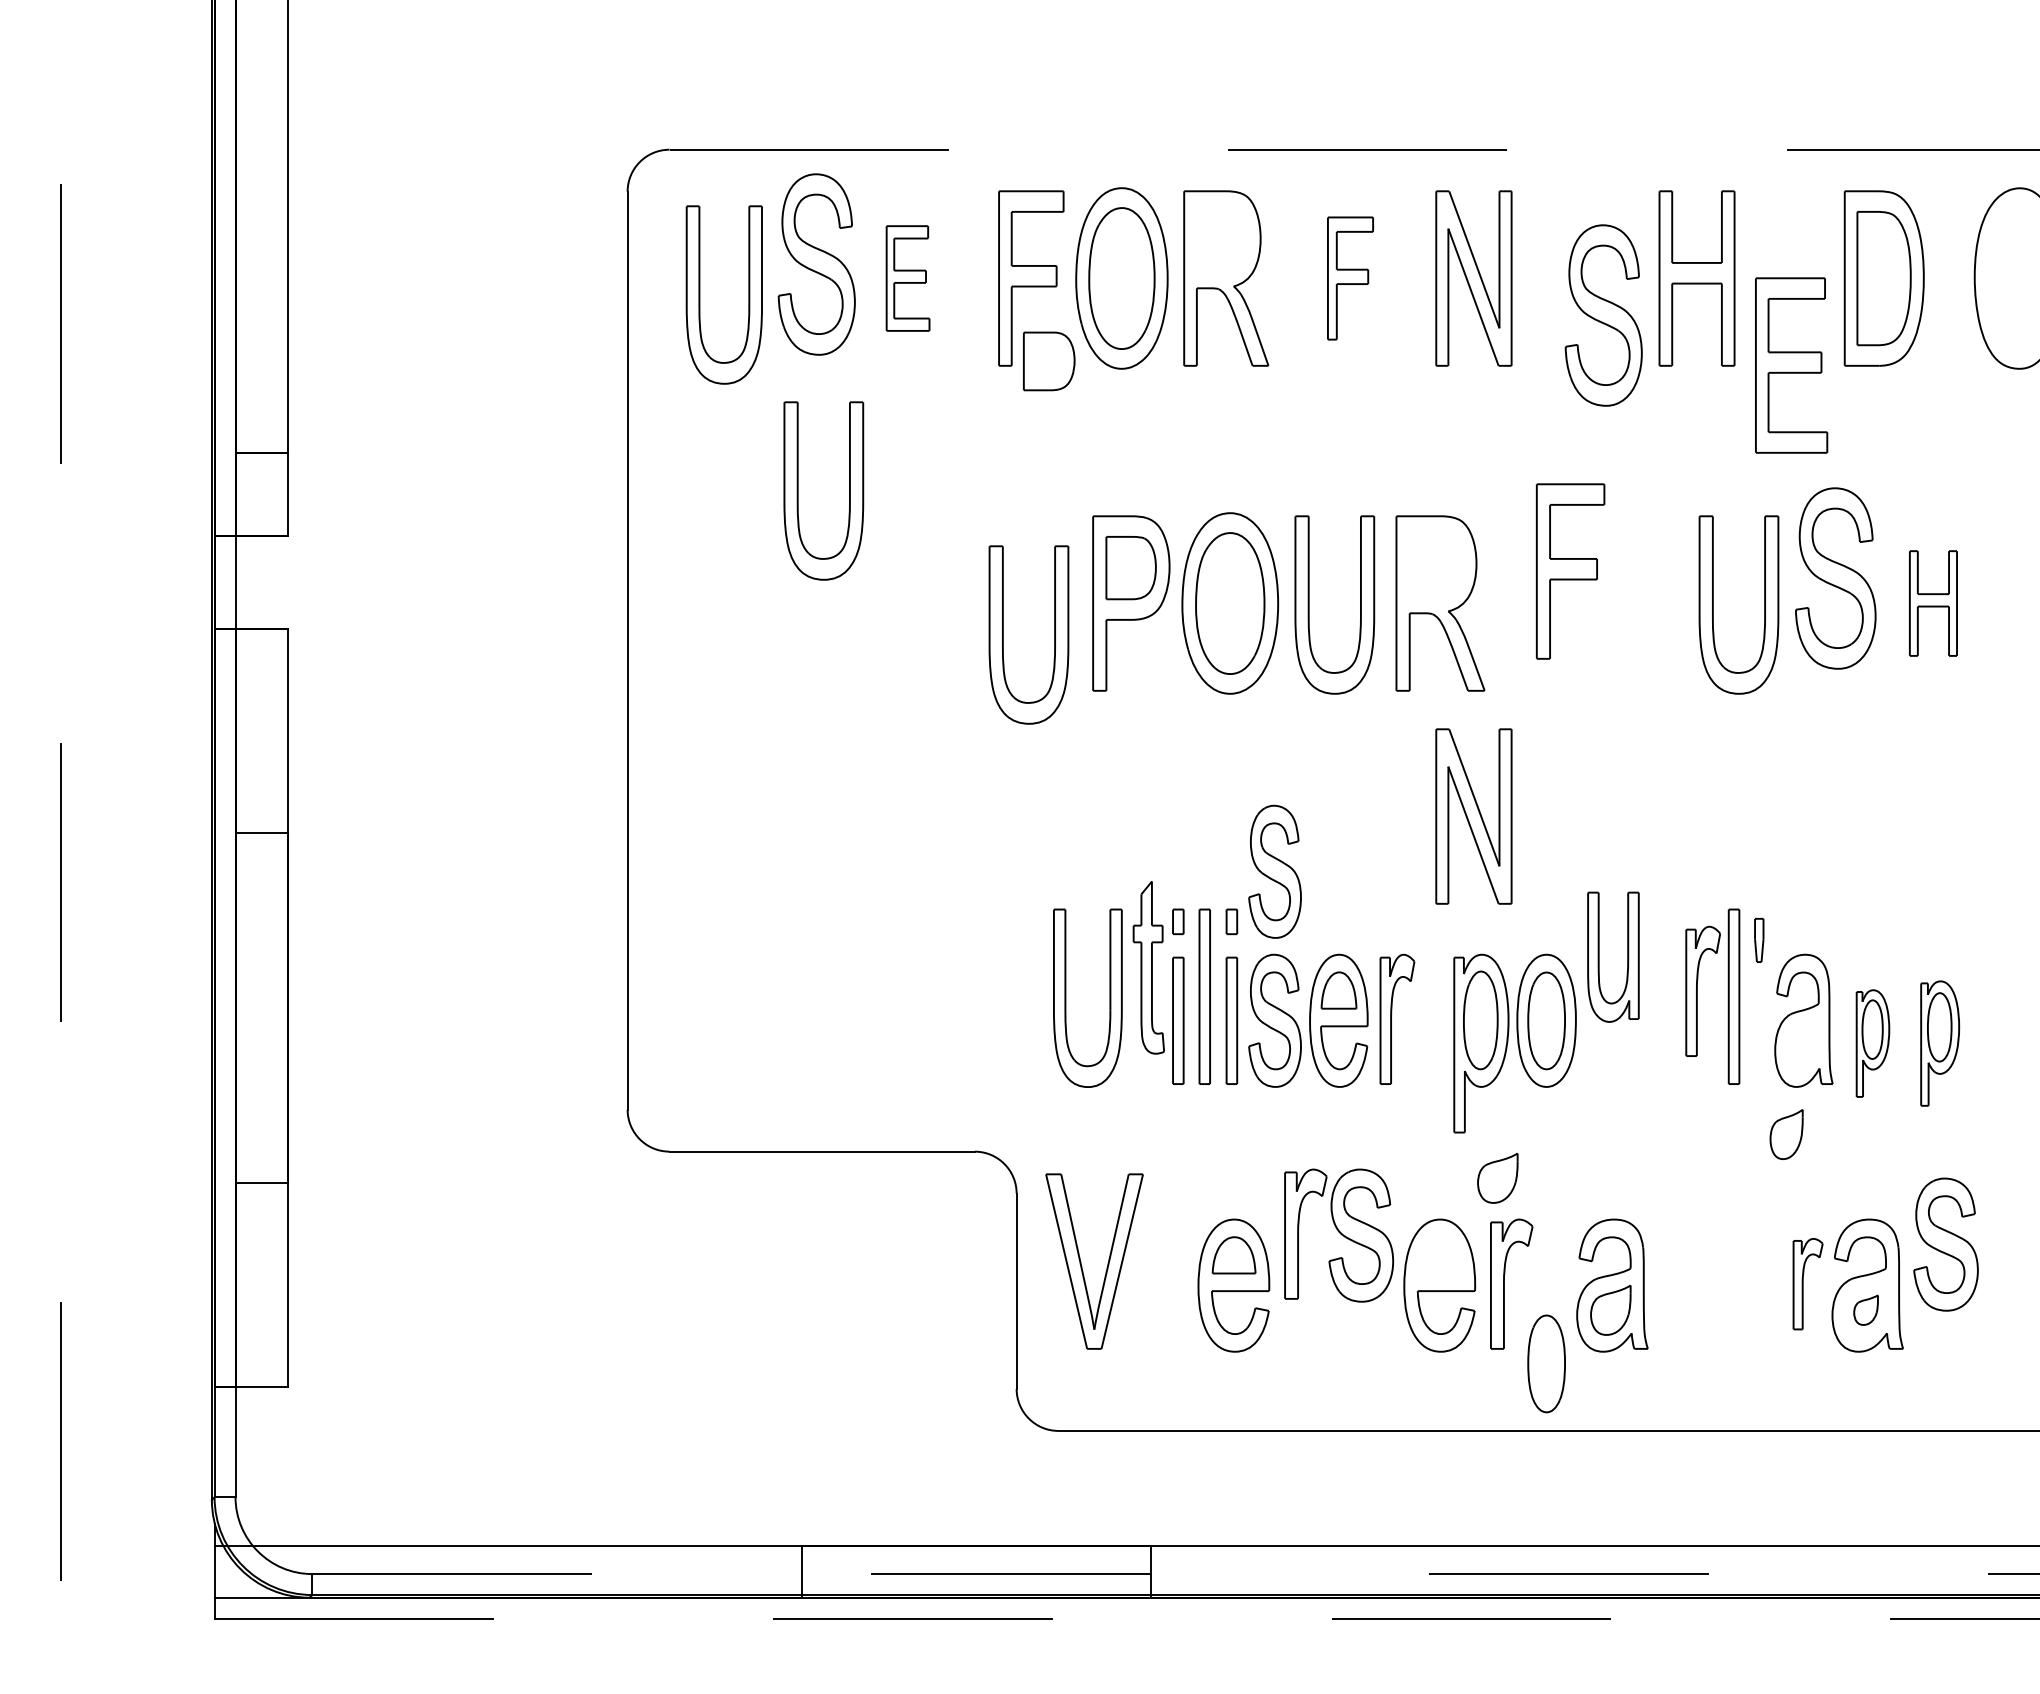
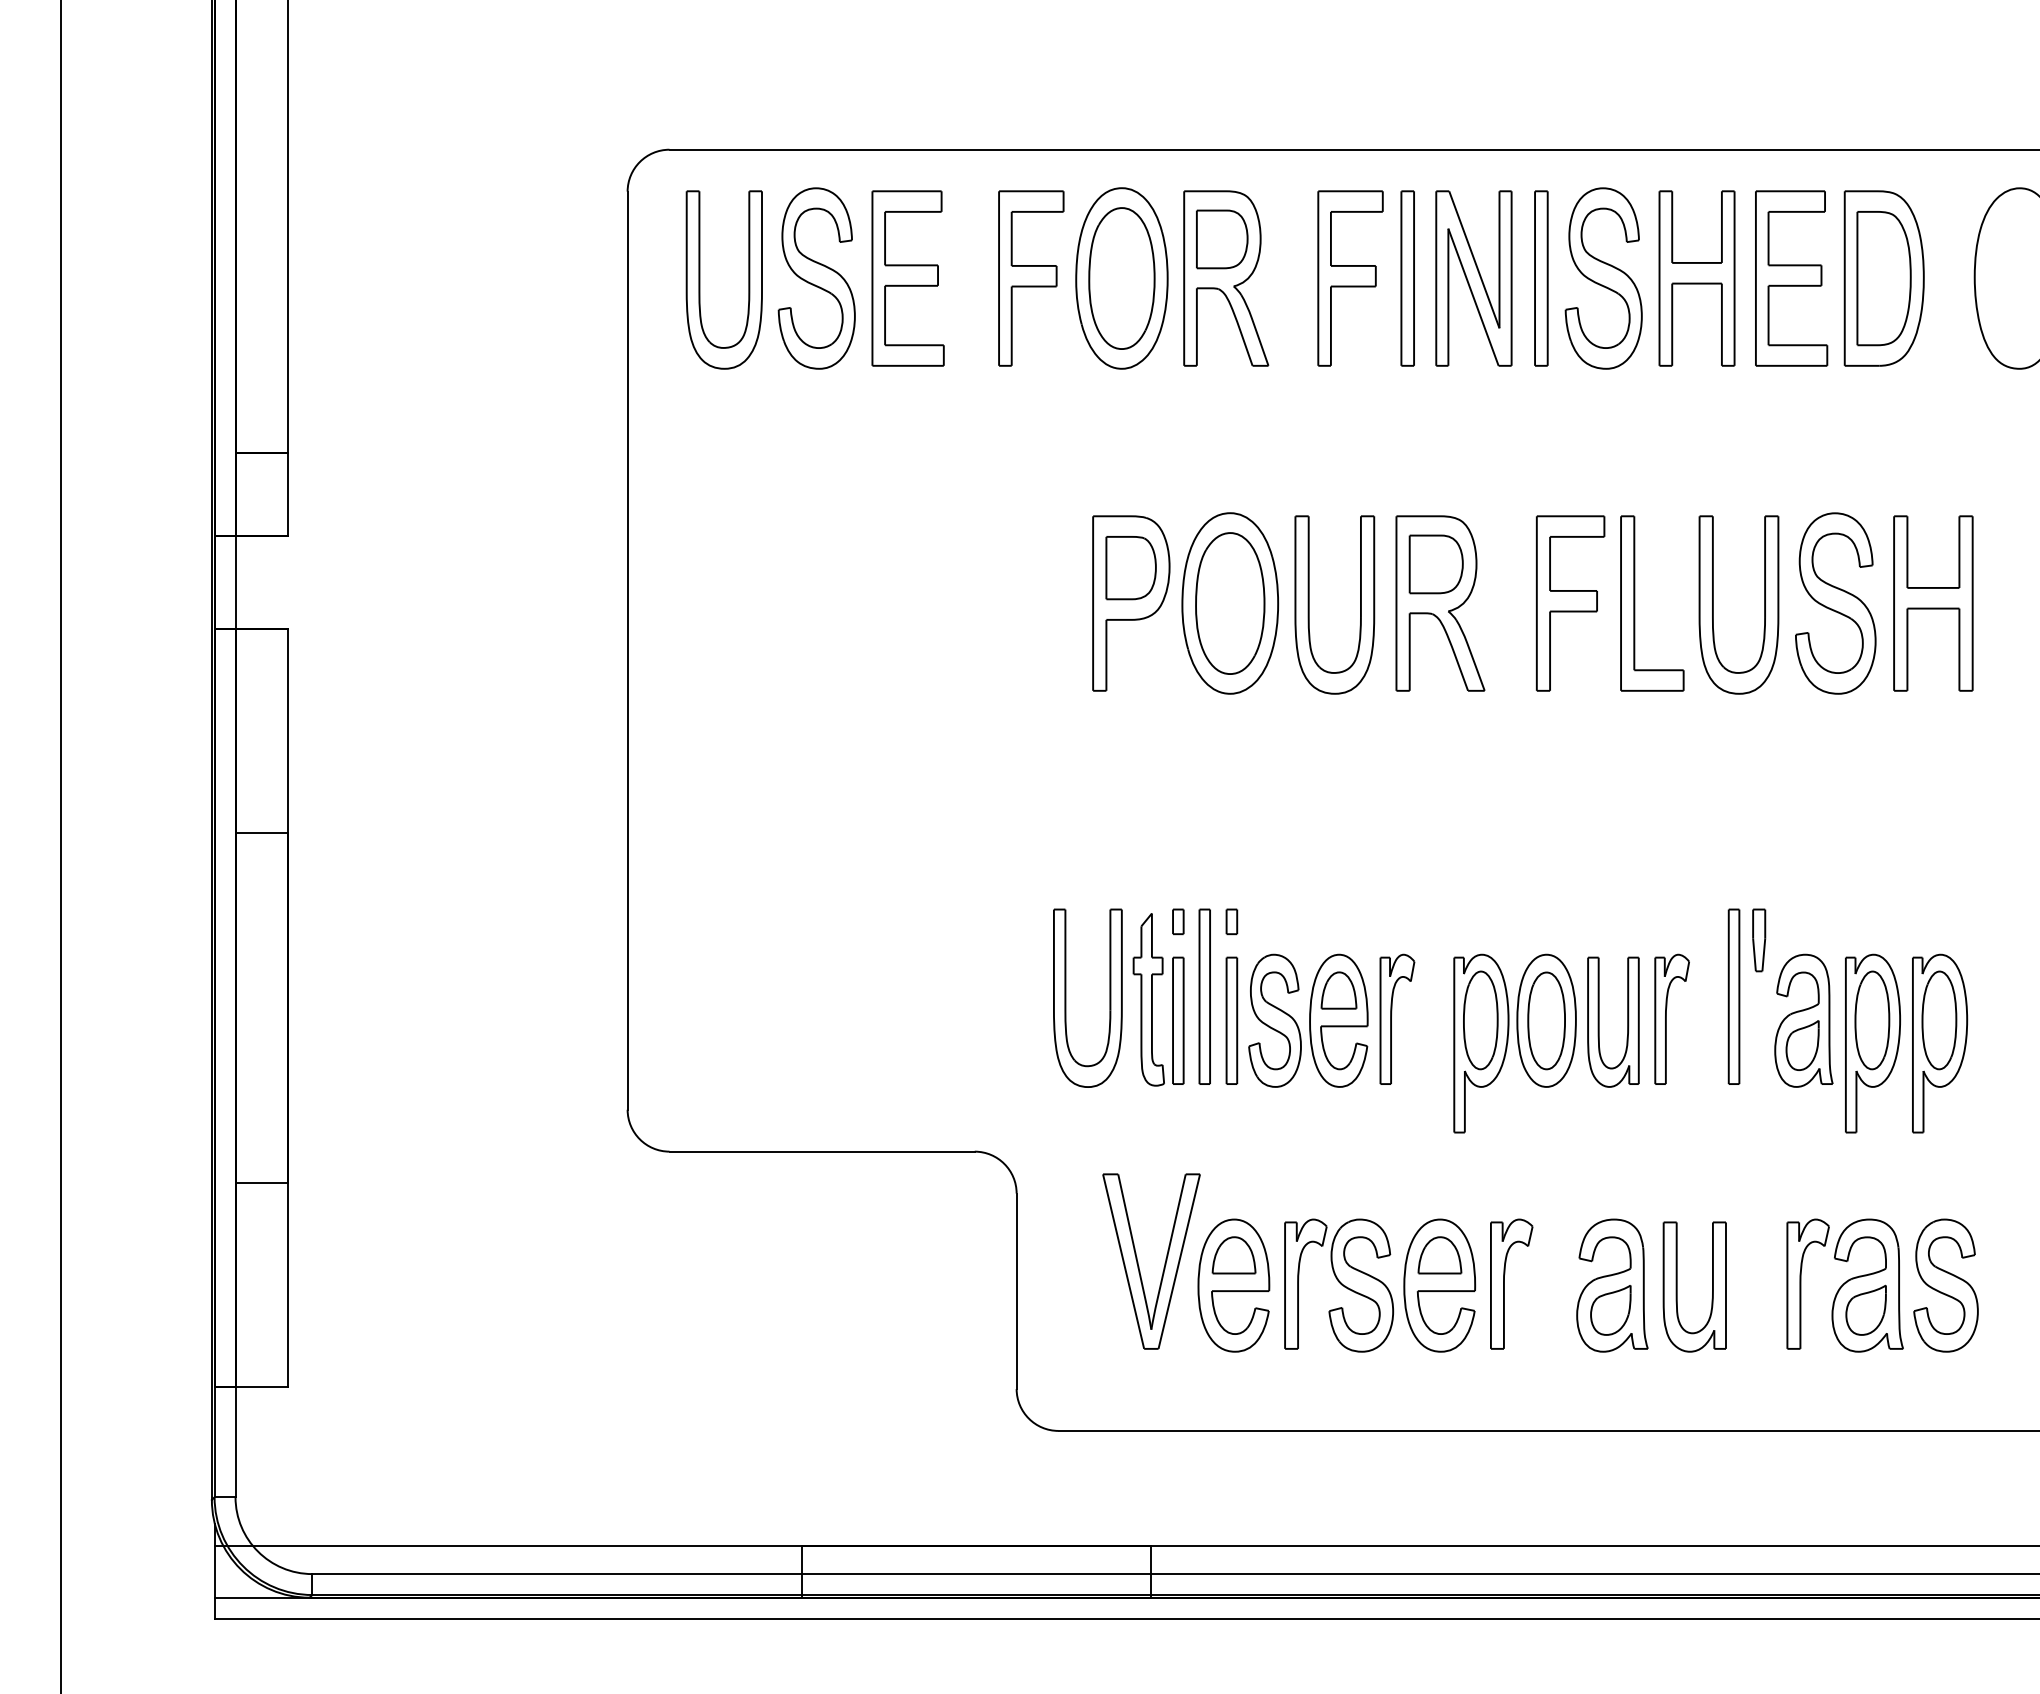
line: dashed -> solid (1354, 149)
part position: (816, 264) -> (816, 278) (816, 278)
part size: 46x107 px -> 74x177 px (907, 278)
part size: 47x125 px -> 67x177 px (1350, 278)
part: none -> present (1407, 278)
part: none -> present (1541, 278)
part position: (700, 294) -> (700, 279) (700, 279)
part position: (1603, 315) -> (1603, 278) (1603, 278)
part position: (1049, 361) -> (1222, 239) (1222, 239)
part position: (1791, 365) -> (1791, 278) (1791, 278)
part: present -> none (798, 490)
part: none -> present (1435, 564)
part position: (1570, 571) -> (1570, 603) (1570, 603)
part position: (1835, 578) -> (1835, 603) (1835, 603)
part: none -> present (1635, 603)
part size: 49x107 px -> 81x177 px (1933, 603)
part: present -> none (1003, 634)
part: present -> none (1473, 816)
line: dashed -> solid (61, 846)
part: present -> none (1274, 871)
part size: 11x46 px -> 15x65 px (1759, 940)
part position: (1599, 956) -> (1599, 1021) (1599, 1021)
part position: (1148, 967) -> (1148, 999) (1148, 999)
part position: (1702, 990) -> (1671, 1018) (1671, 1018)
part size: 36x109 px -> 56x181 px (1872, 1043)
part size: 41x127 px -> 57x181 px (1940, 1043)
part position: (1786, 1134) -> (1802, 1045) (1802, 1045)
part: present -> none (1497, 1178)
part position: (1339, 1235) -> (1339, 1285) (1339, 1285)
part position: (1945, 1244) -> (1945, 1285) (1945, 1285)
part: none -> present (1439, 1255)
part position: (1081, 1261) -> (1138, 1261) (1138, 1261)
part size: 32x93 px -> 44x132 px (1807, 1283)
part: none -> present (1677, 1286)
part size: 26x32 px -> 42x52 px (1865, 1309)
part: present -> none (1546, 1363)
line: dashed -> solid (1176, 1574)
line: dashed -> solid (1127, 1619)
